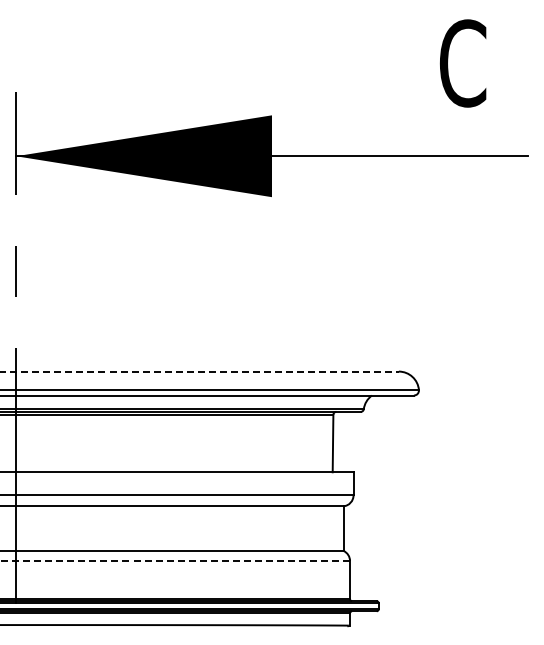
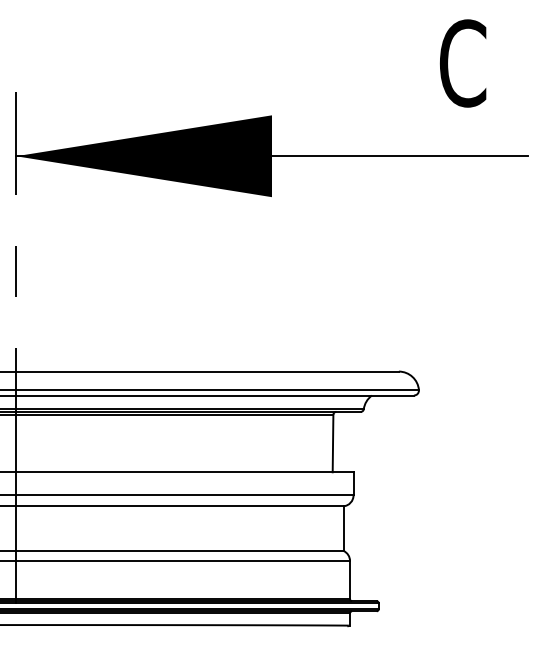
line: dashed -> solid (199, 371)
line: dashed -> solid (175, 560)
